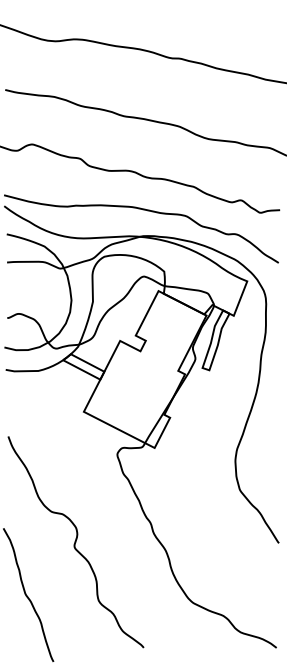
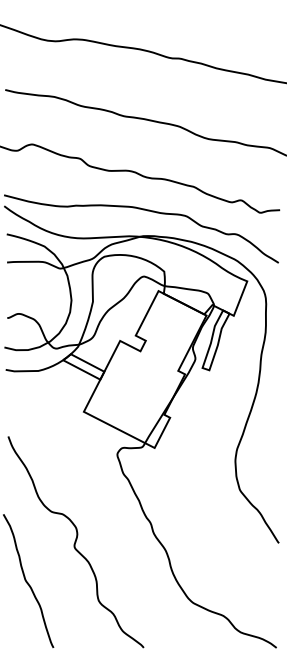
curve position: (27, 595) -> (27, 581) (27, 581)
